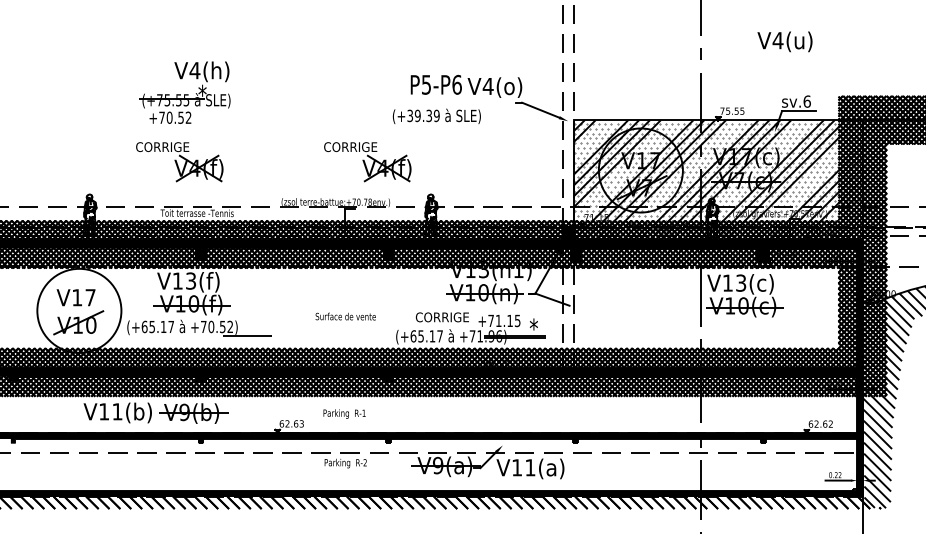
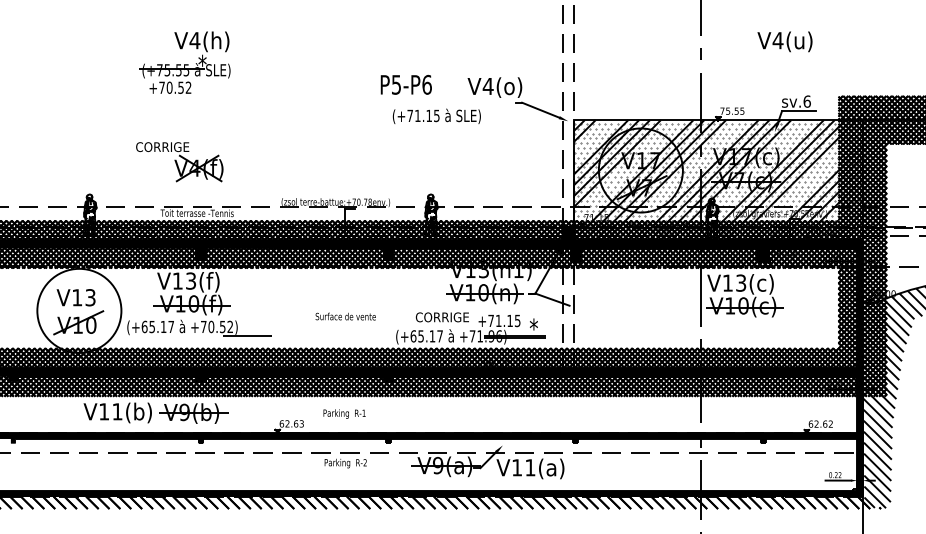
text position: (435, 84) -> (405, 84) (405, 84)
part position: (184, 92) -> (184, 62) (184, 62)
text: (+39.39 -> (+71.15 (423, 115)
part: present -> none (367, 162)
text: V17 -> V13 (90, 297)
